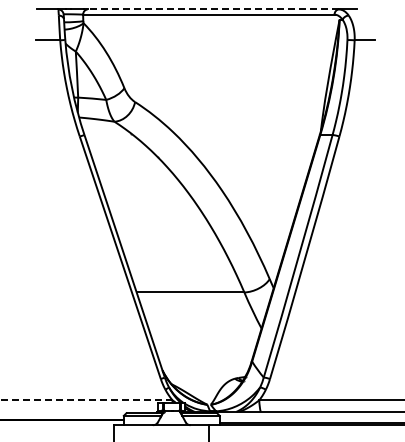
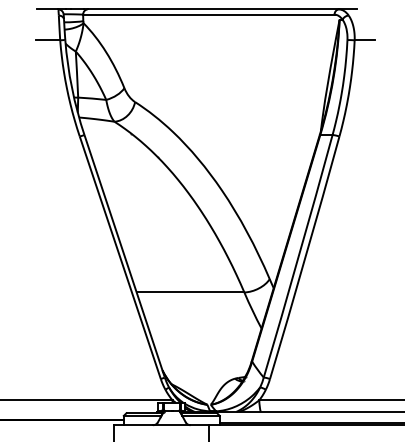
line: dashed -> solid (213, 9)
line: dashed -> solid (86, 400)
